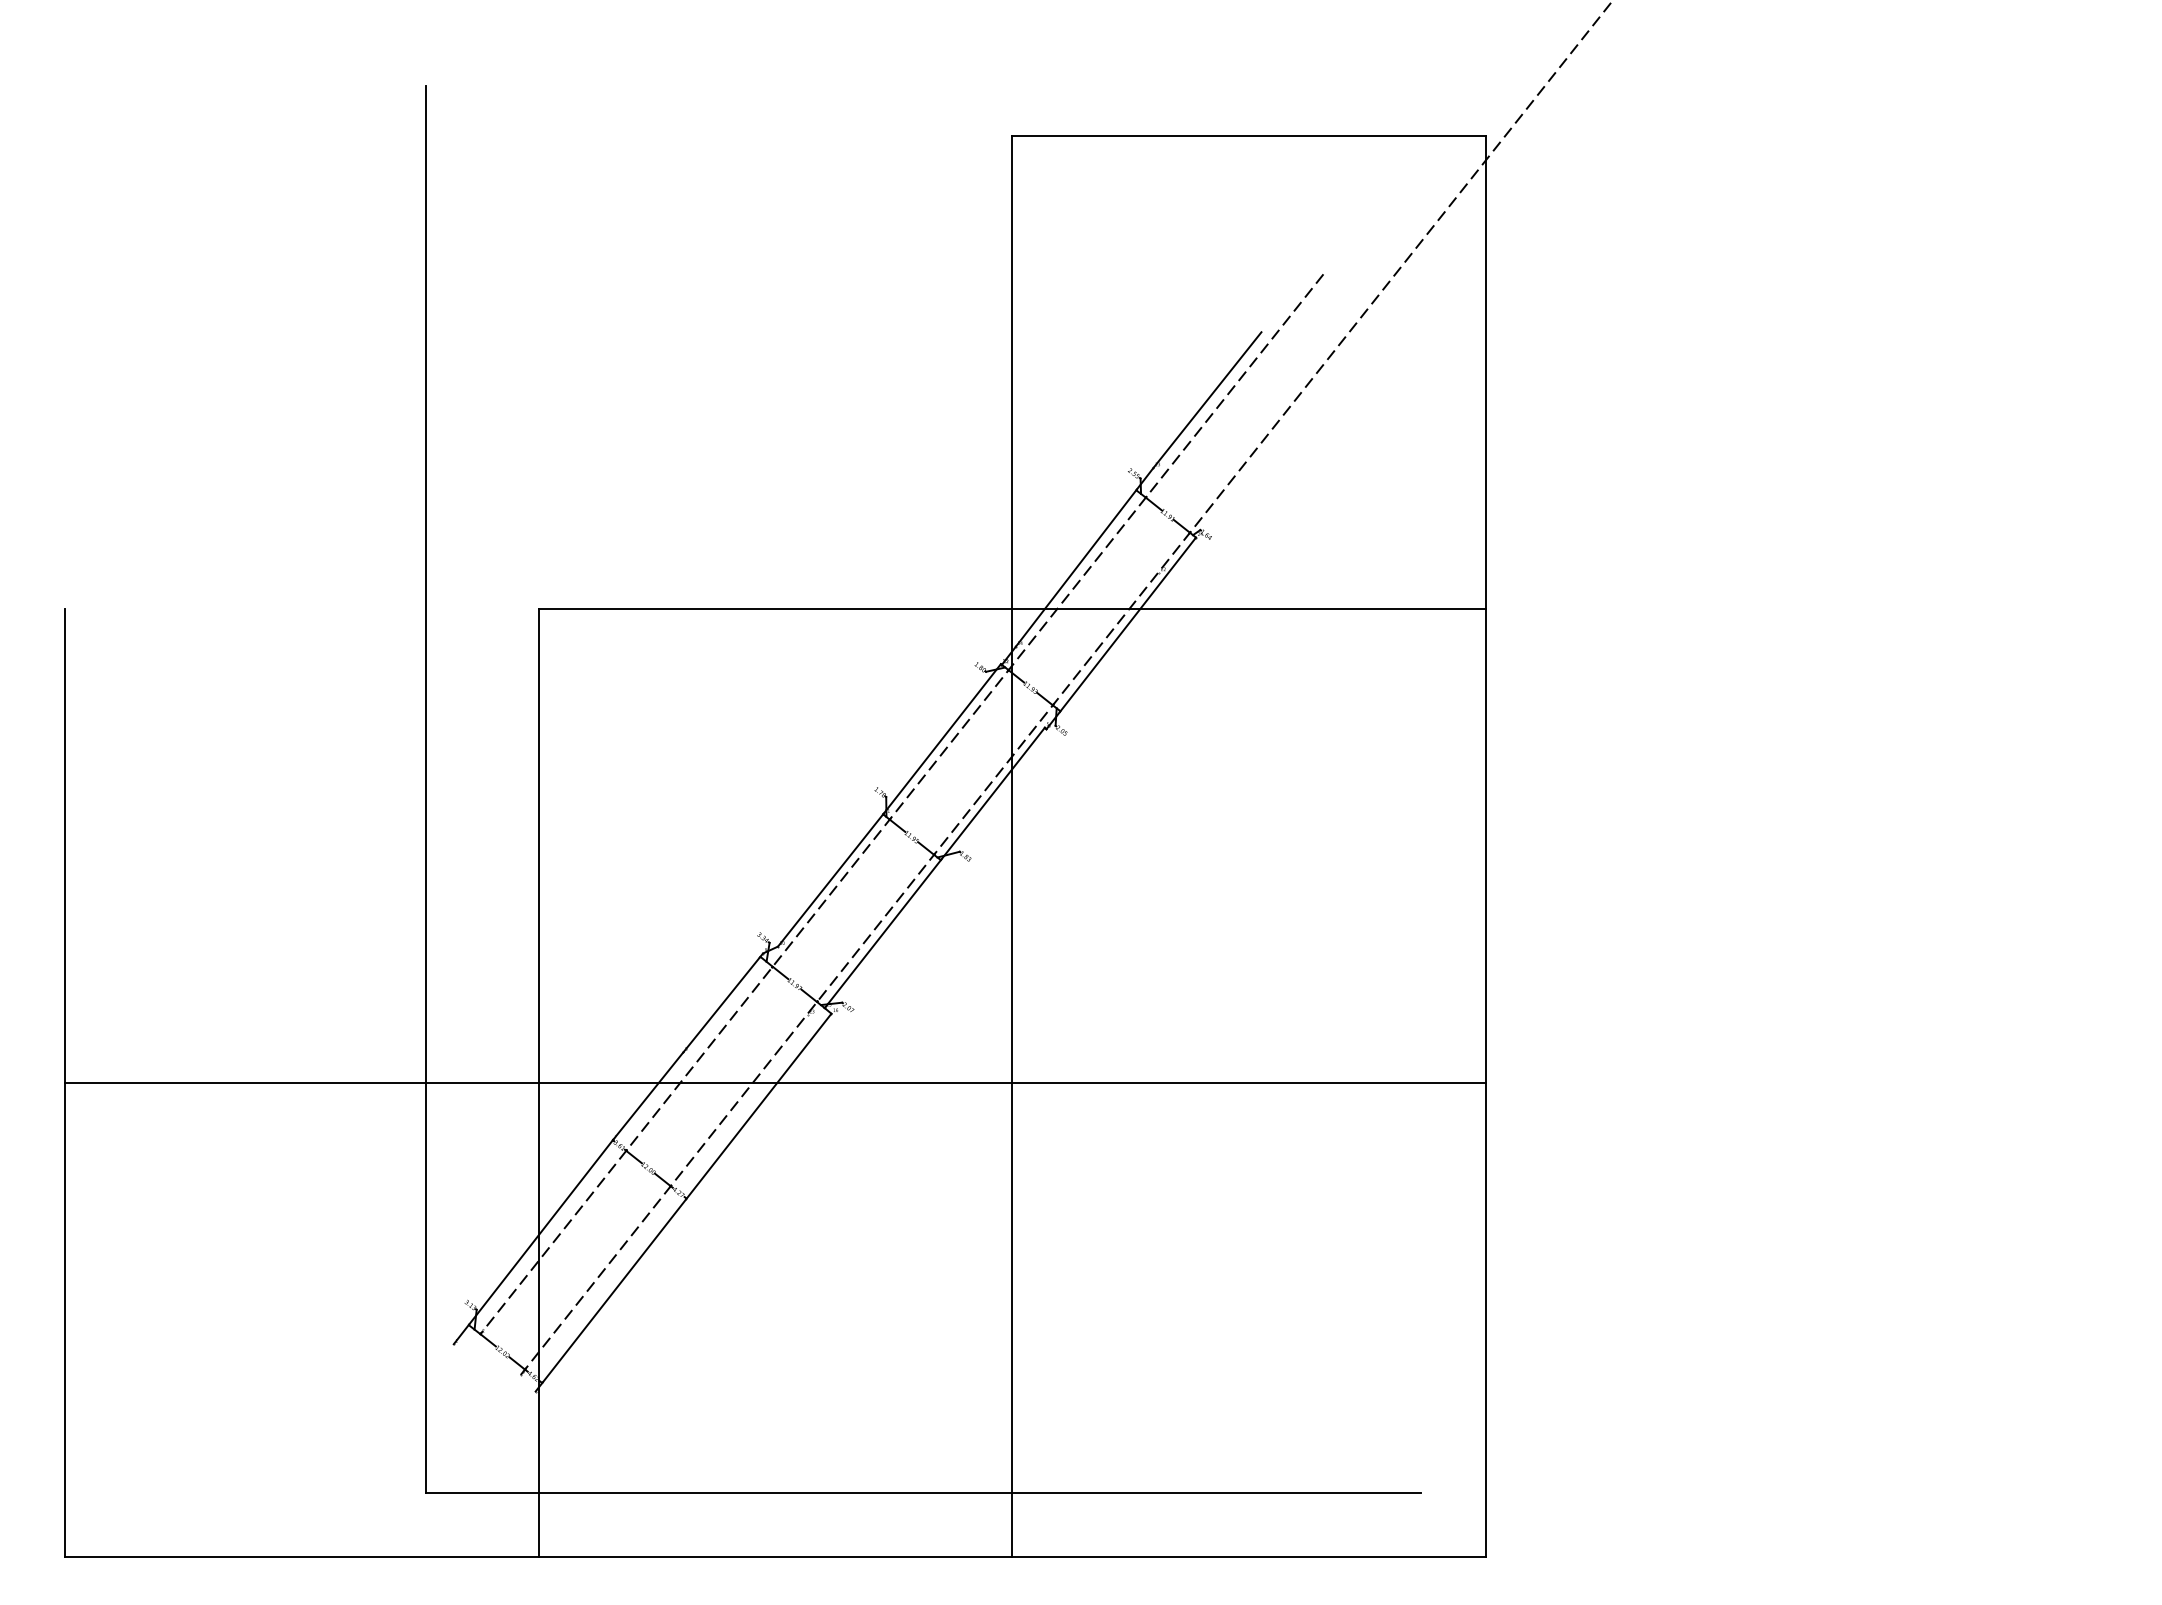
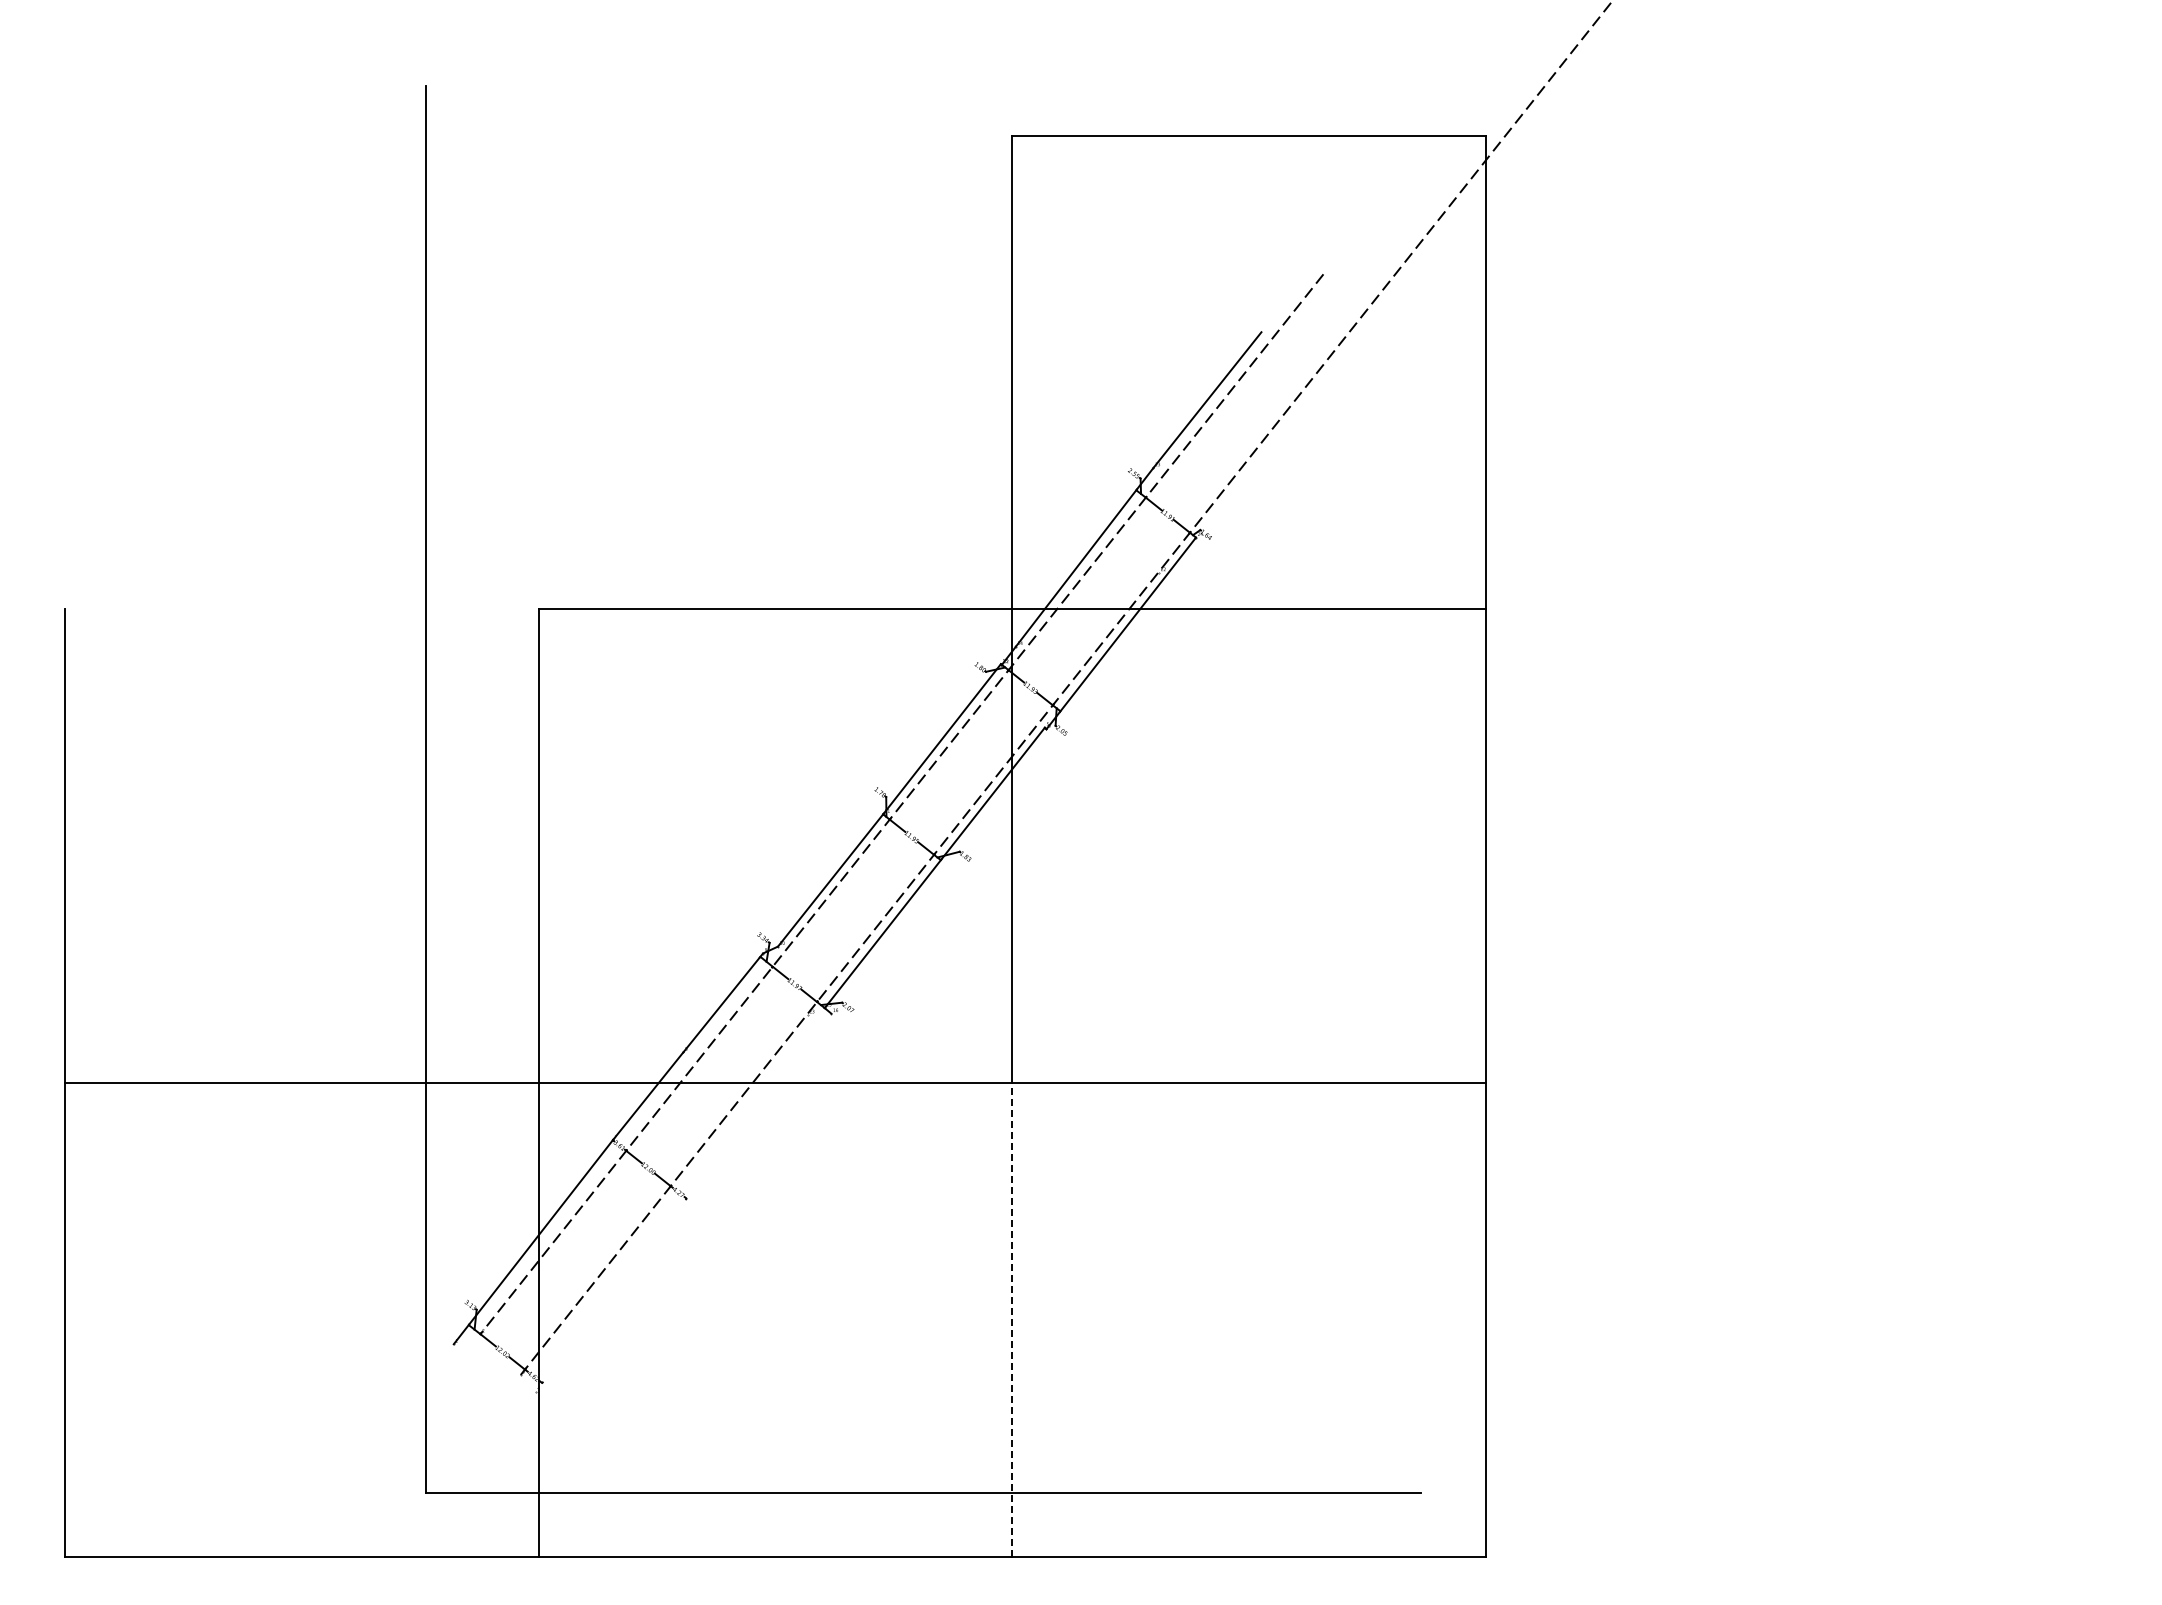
line: present -> none (683, 1202)
line: solid -> dashed (1012, 1319)
